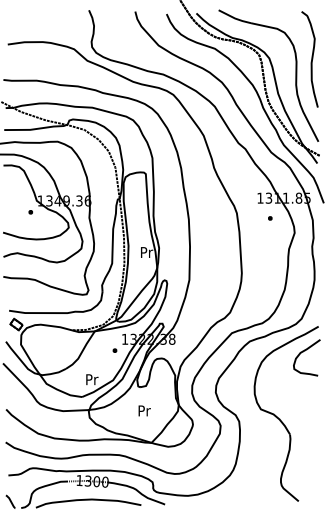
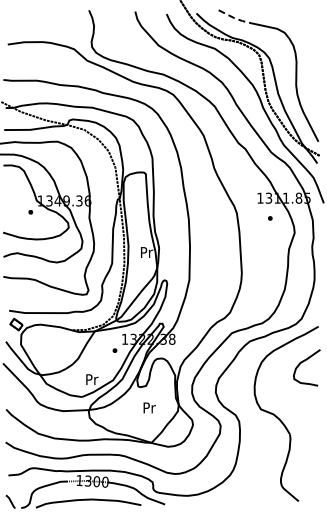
line: solid -> dashed (235, 18)
curve: present -> none (311, 59)
curve position: (303, 352) -> (303, 362) (303, 362)
text position: (144, 410) -> (149, 407) (149, 407)
